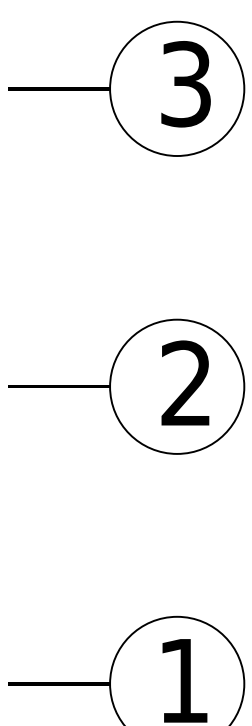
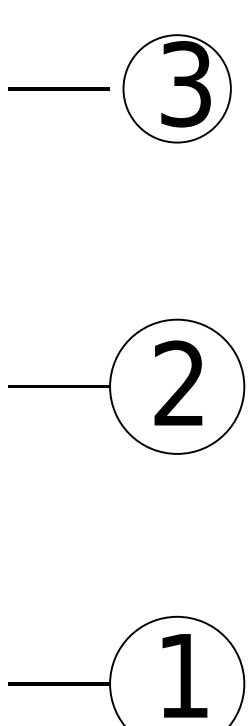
circle diameter: 134 px -> 107 px (176, 88)
text position: (185, 382) -> (178, 382) (178, 382)
text position: (184, 680) -> (184, 675) (184, 675)
